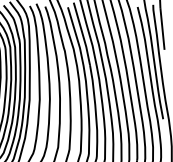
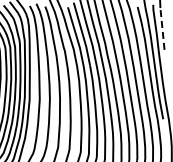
line: solid -> dashed (162, 28)
